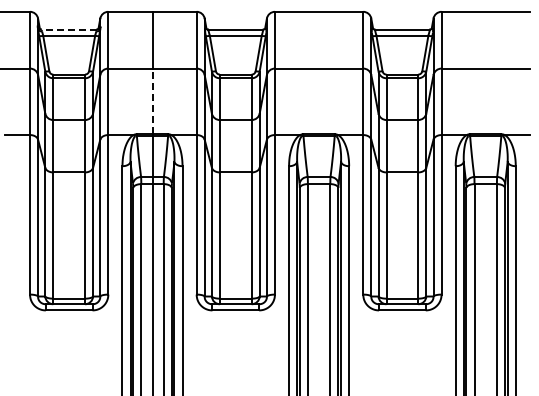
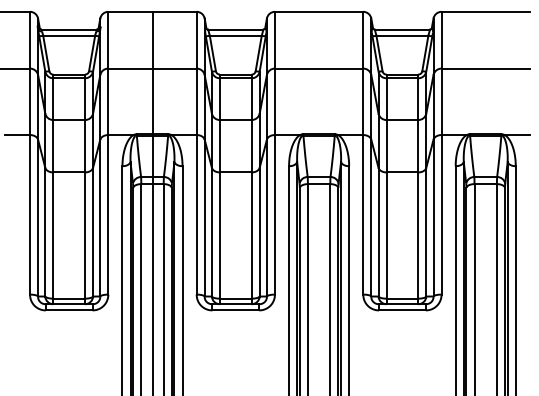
line: dashed -> solid (69, 29)
line: dashed -> solid (152, 101)
